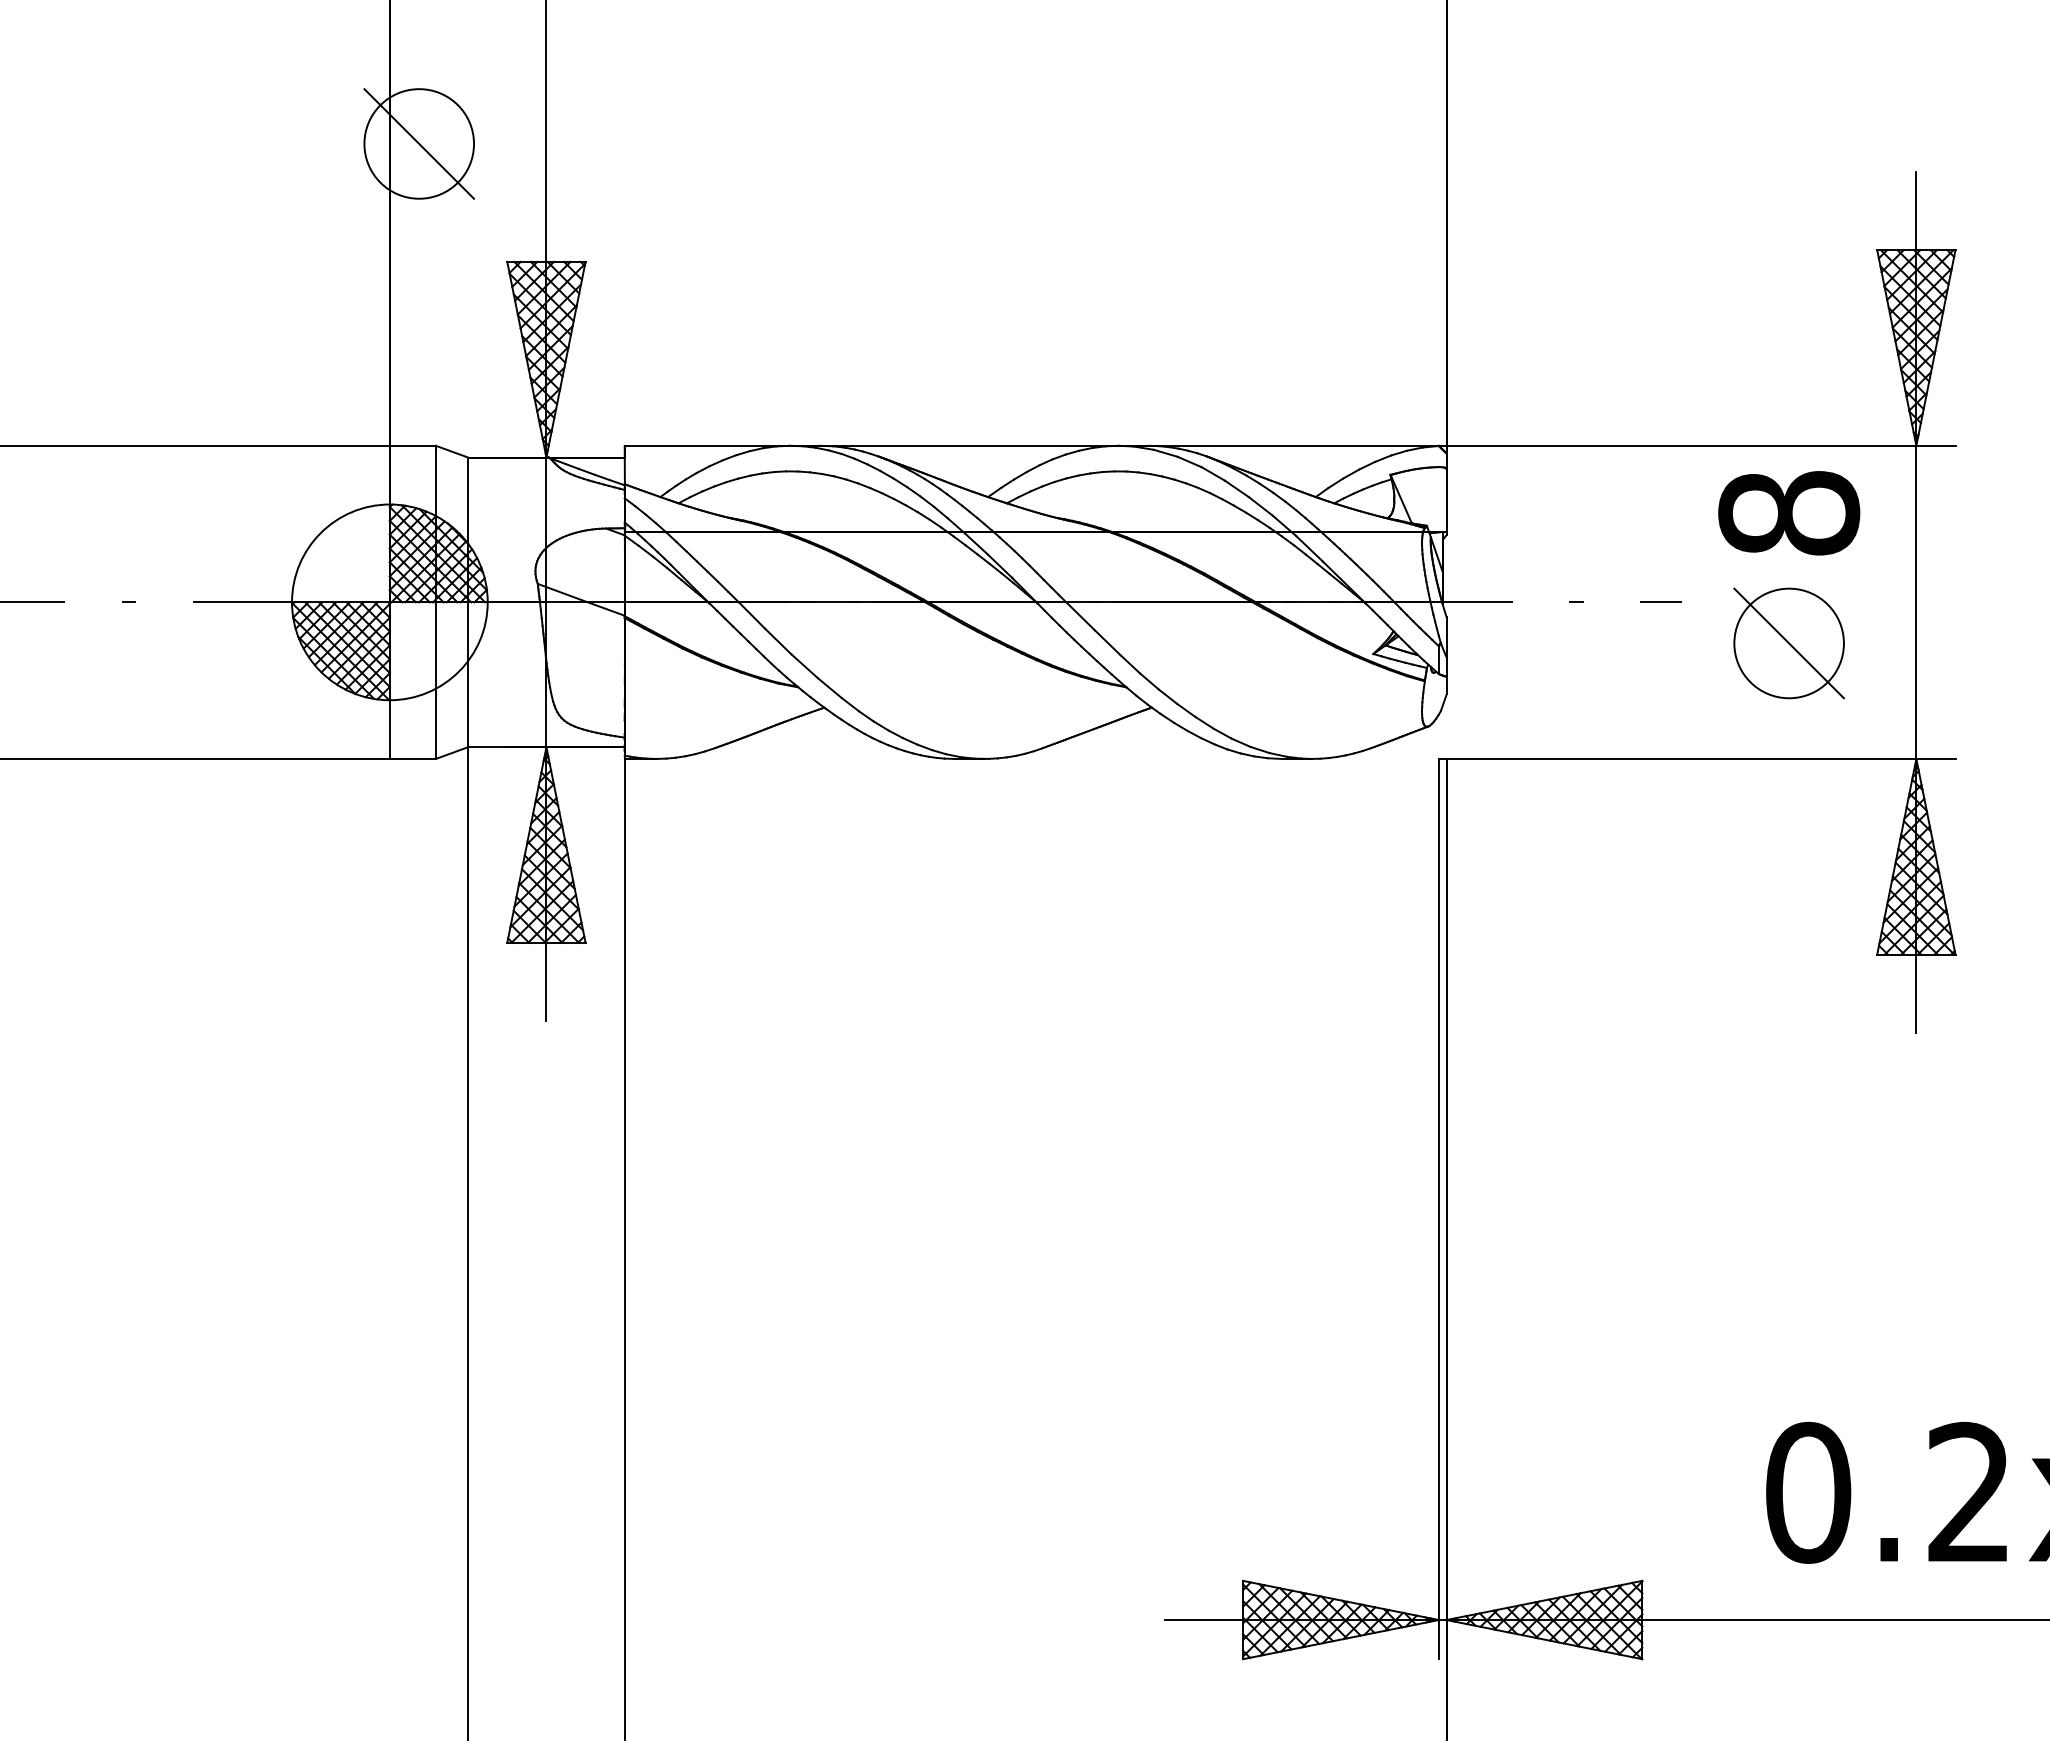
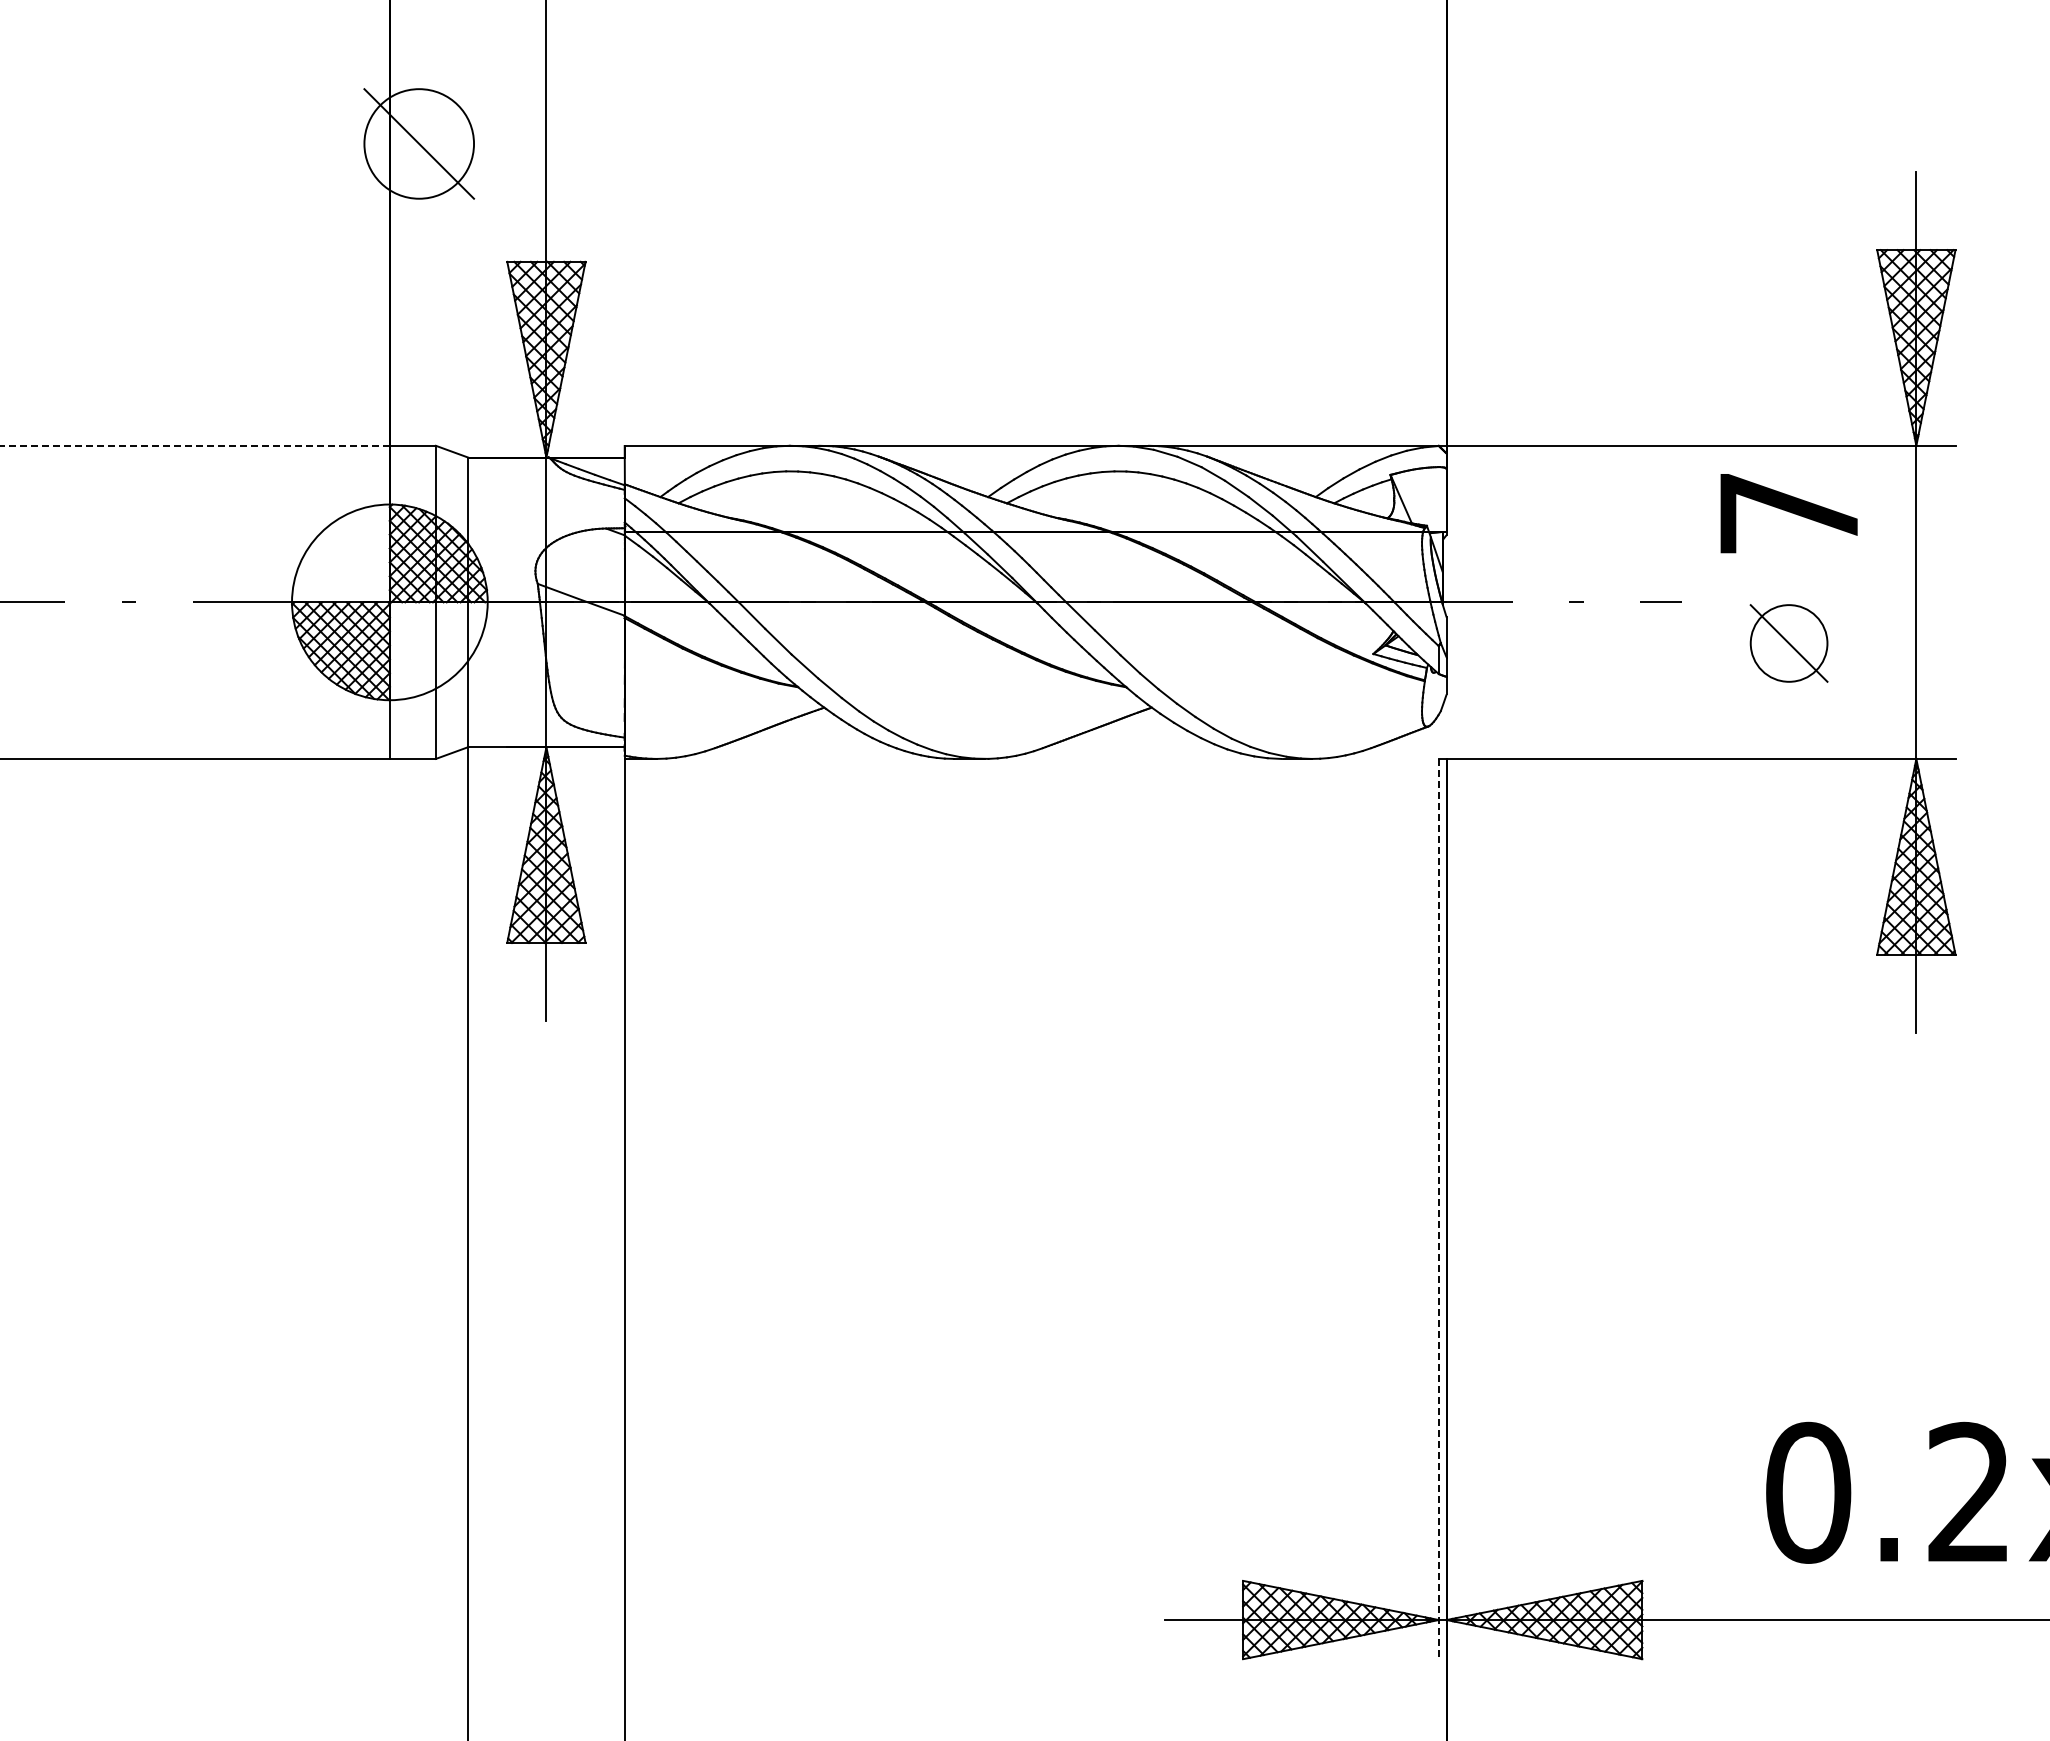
line: solid -> dashed (194, 445)
text: 8 -> 7 (1789, 513)
part size: 112x113 px -> 80x79 px (1788, 643)
line: solid -> dashed (1438, 1209)
